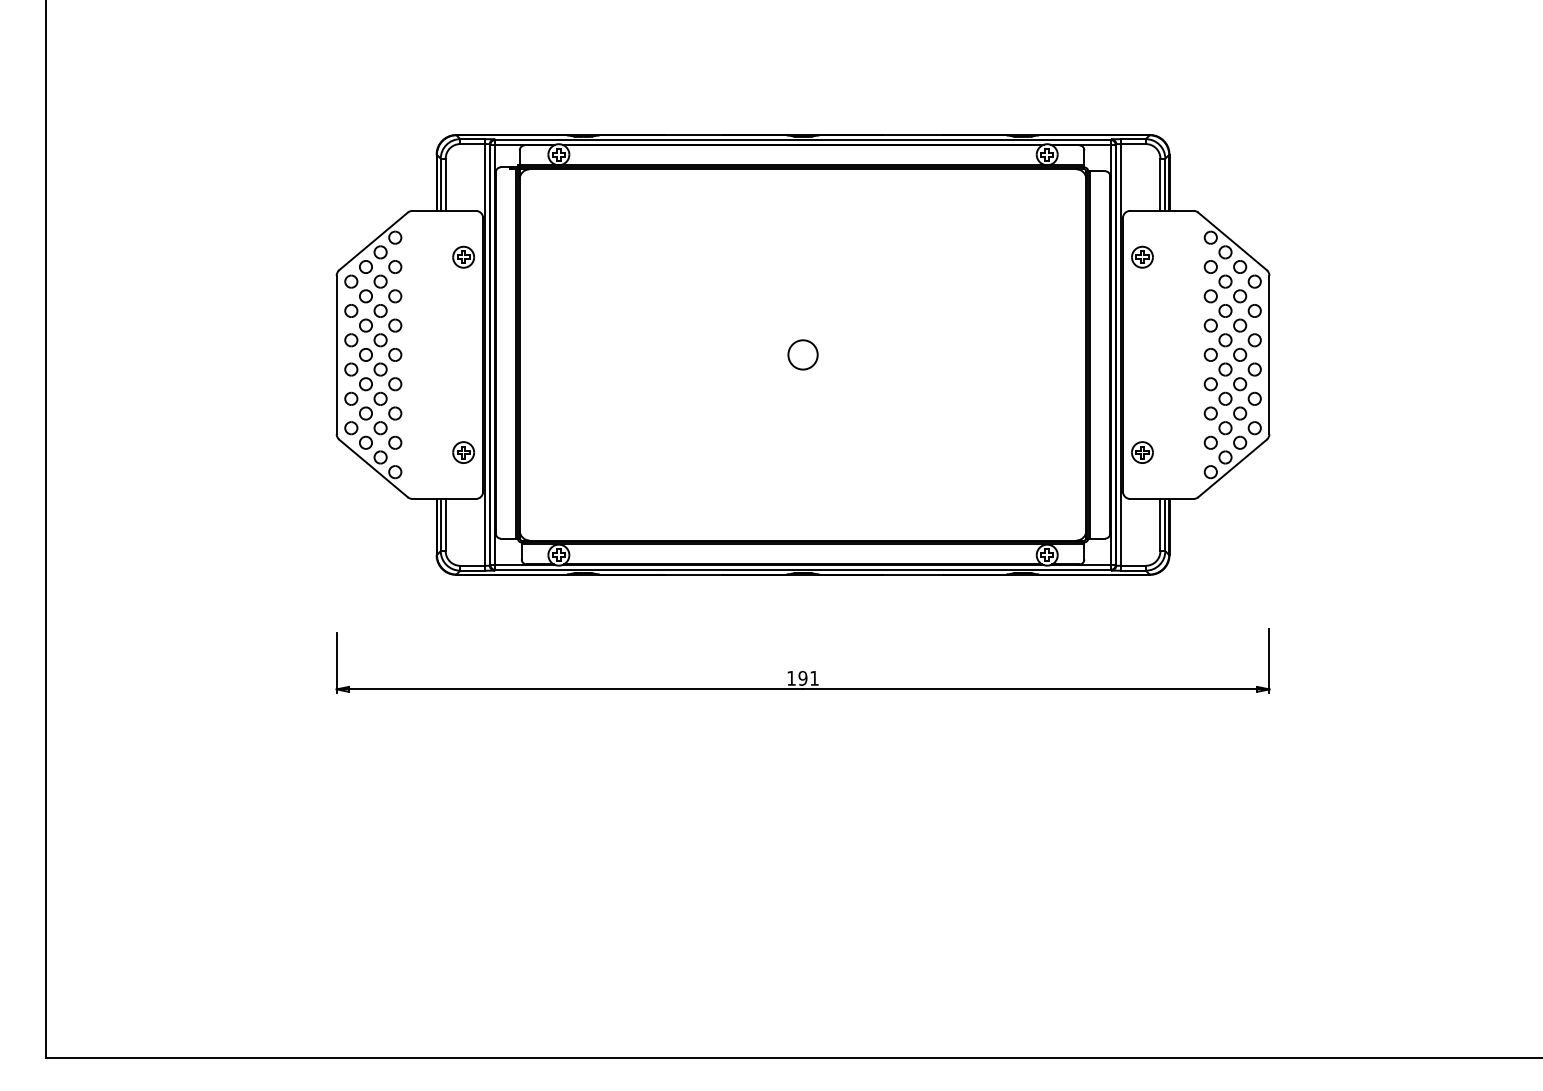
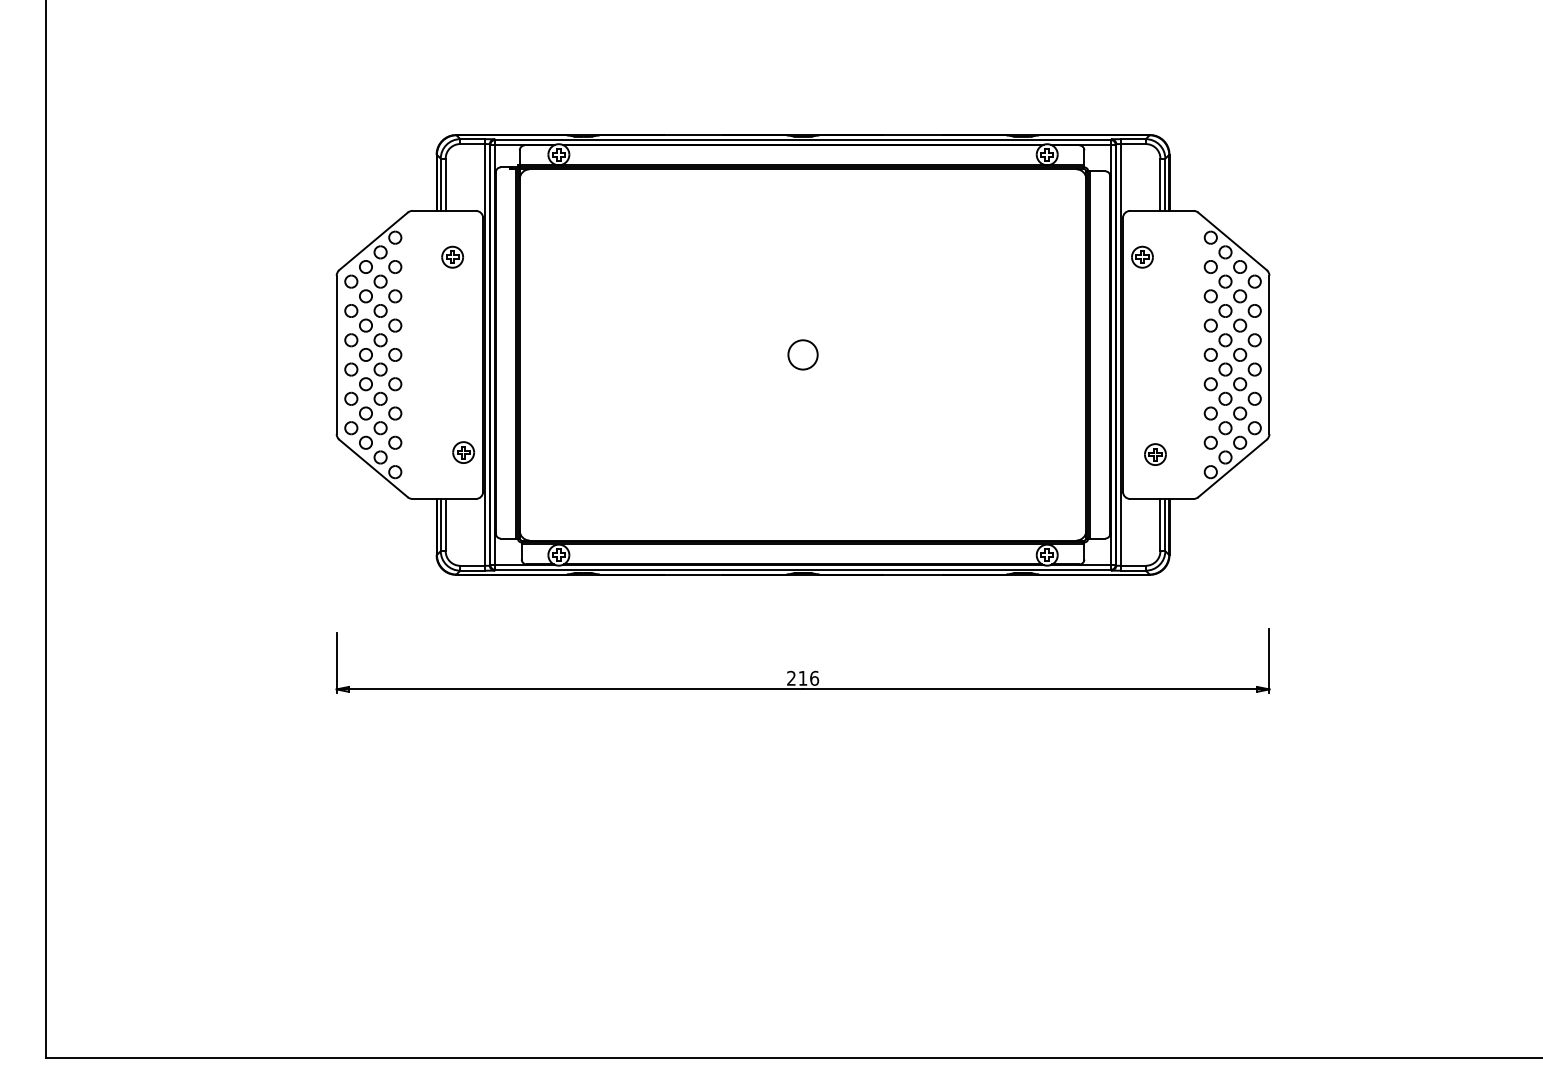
part position: (463, 256) -> (452, 256) (452, 256)
part position: (1142, 452) -> (1155, 454) (1155, 454)
text: 191 -> 216 (803, 677)
